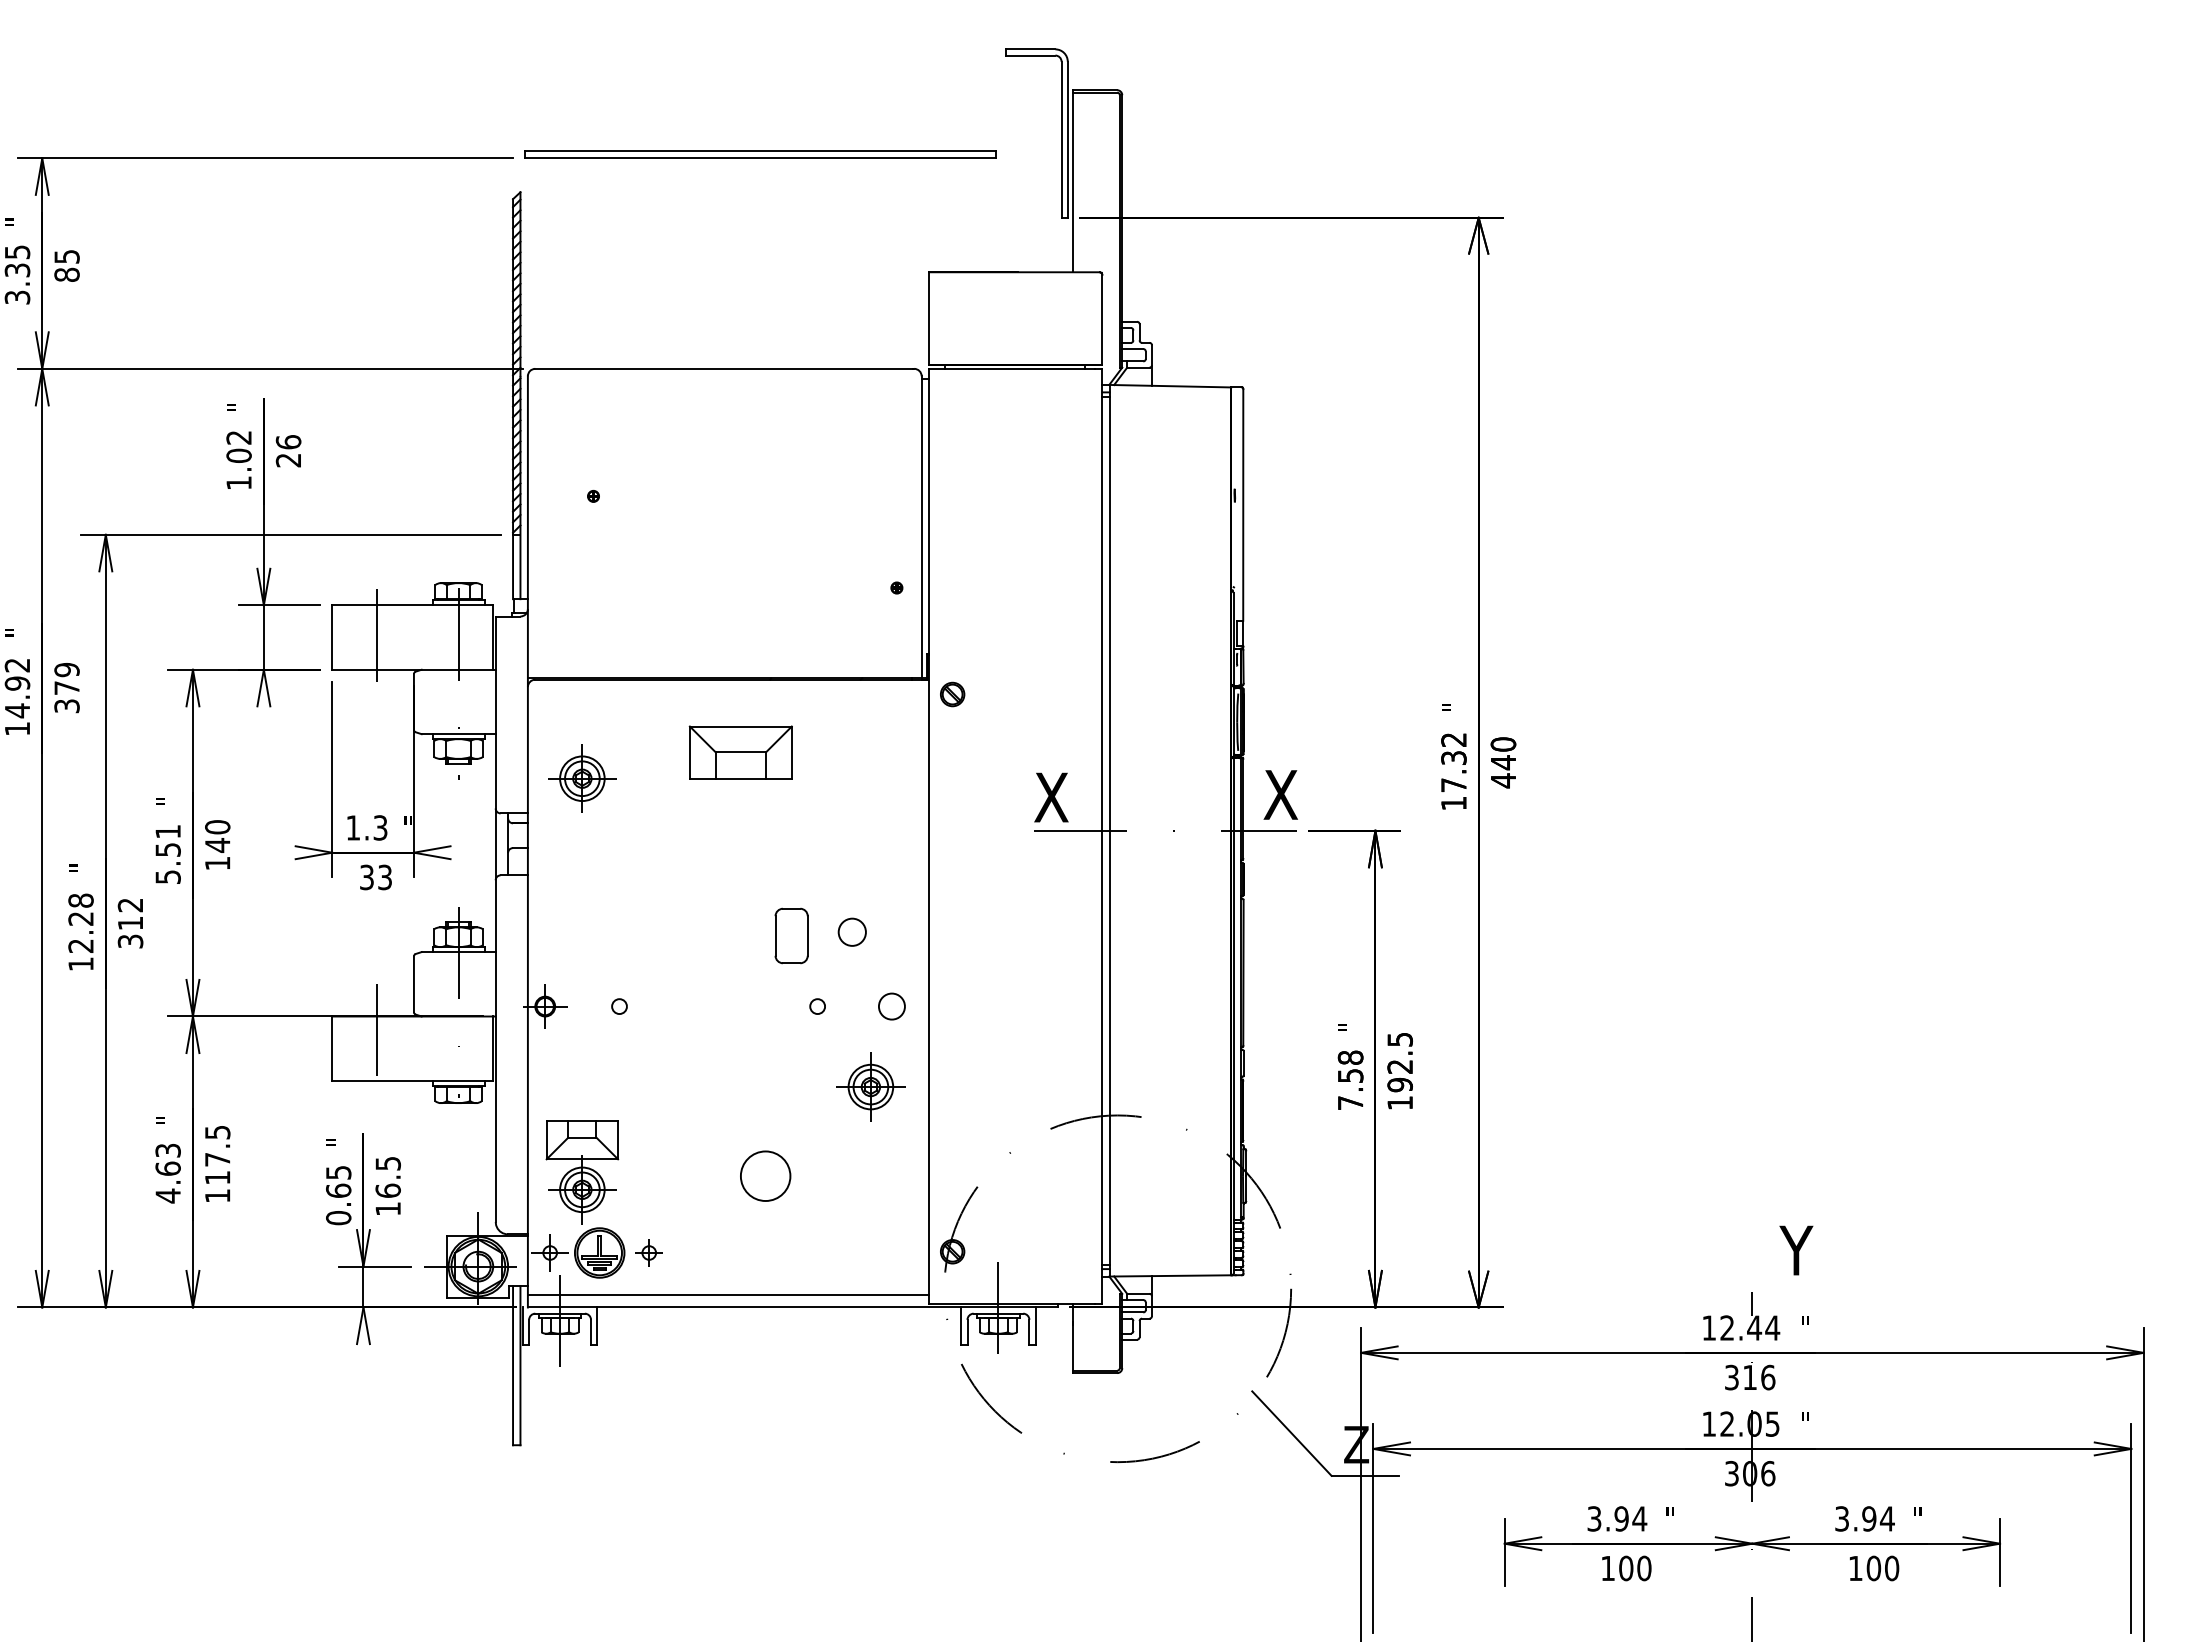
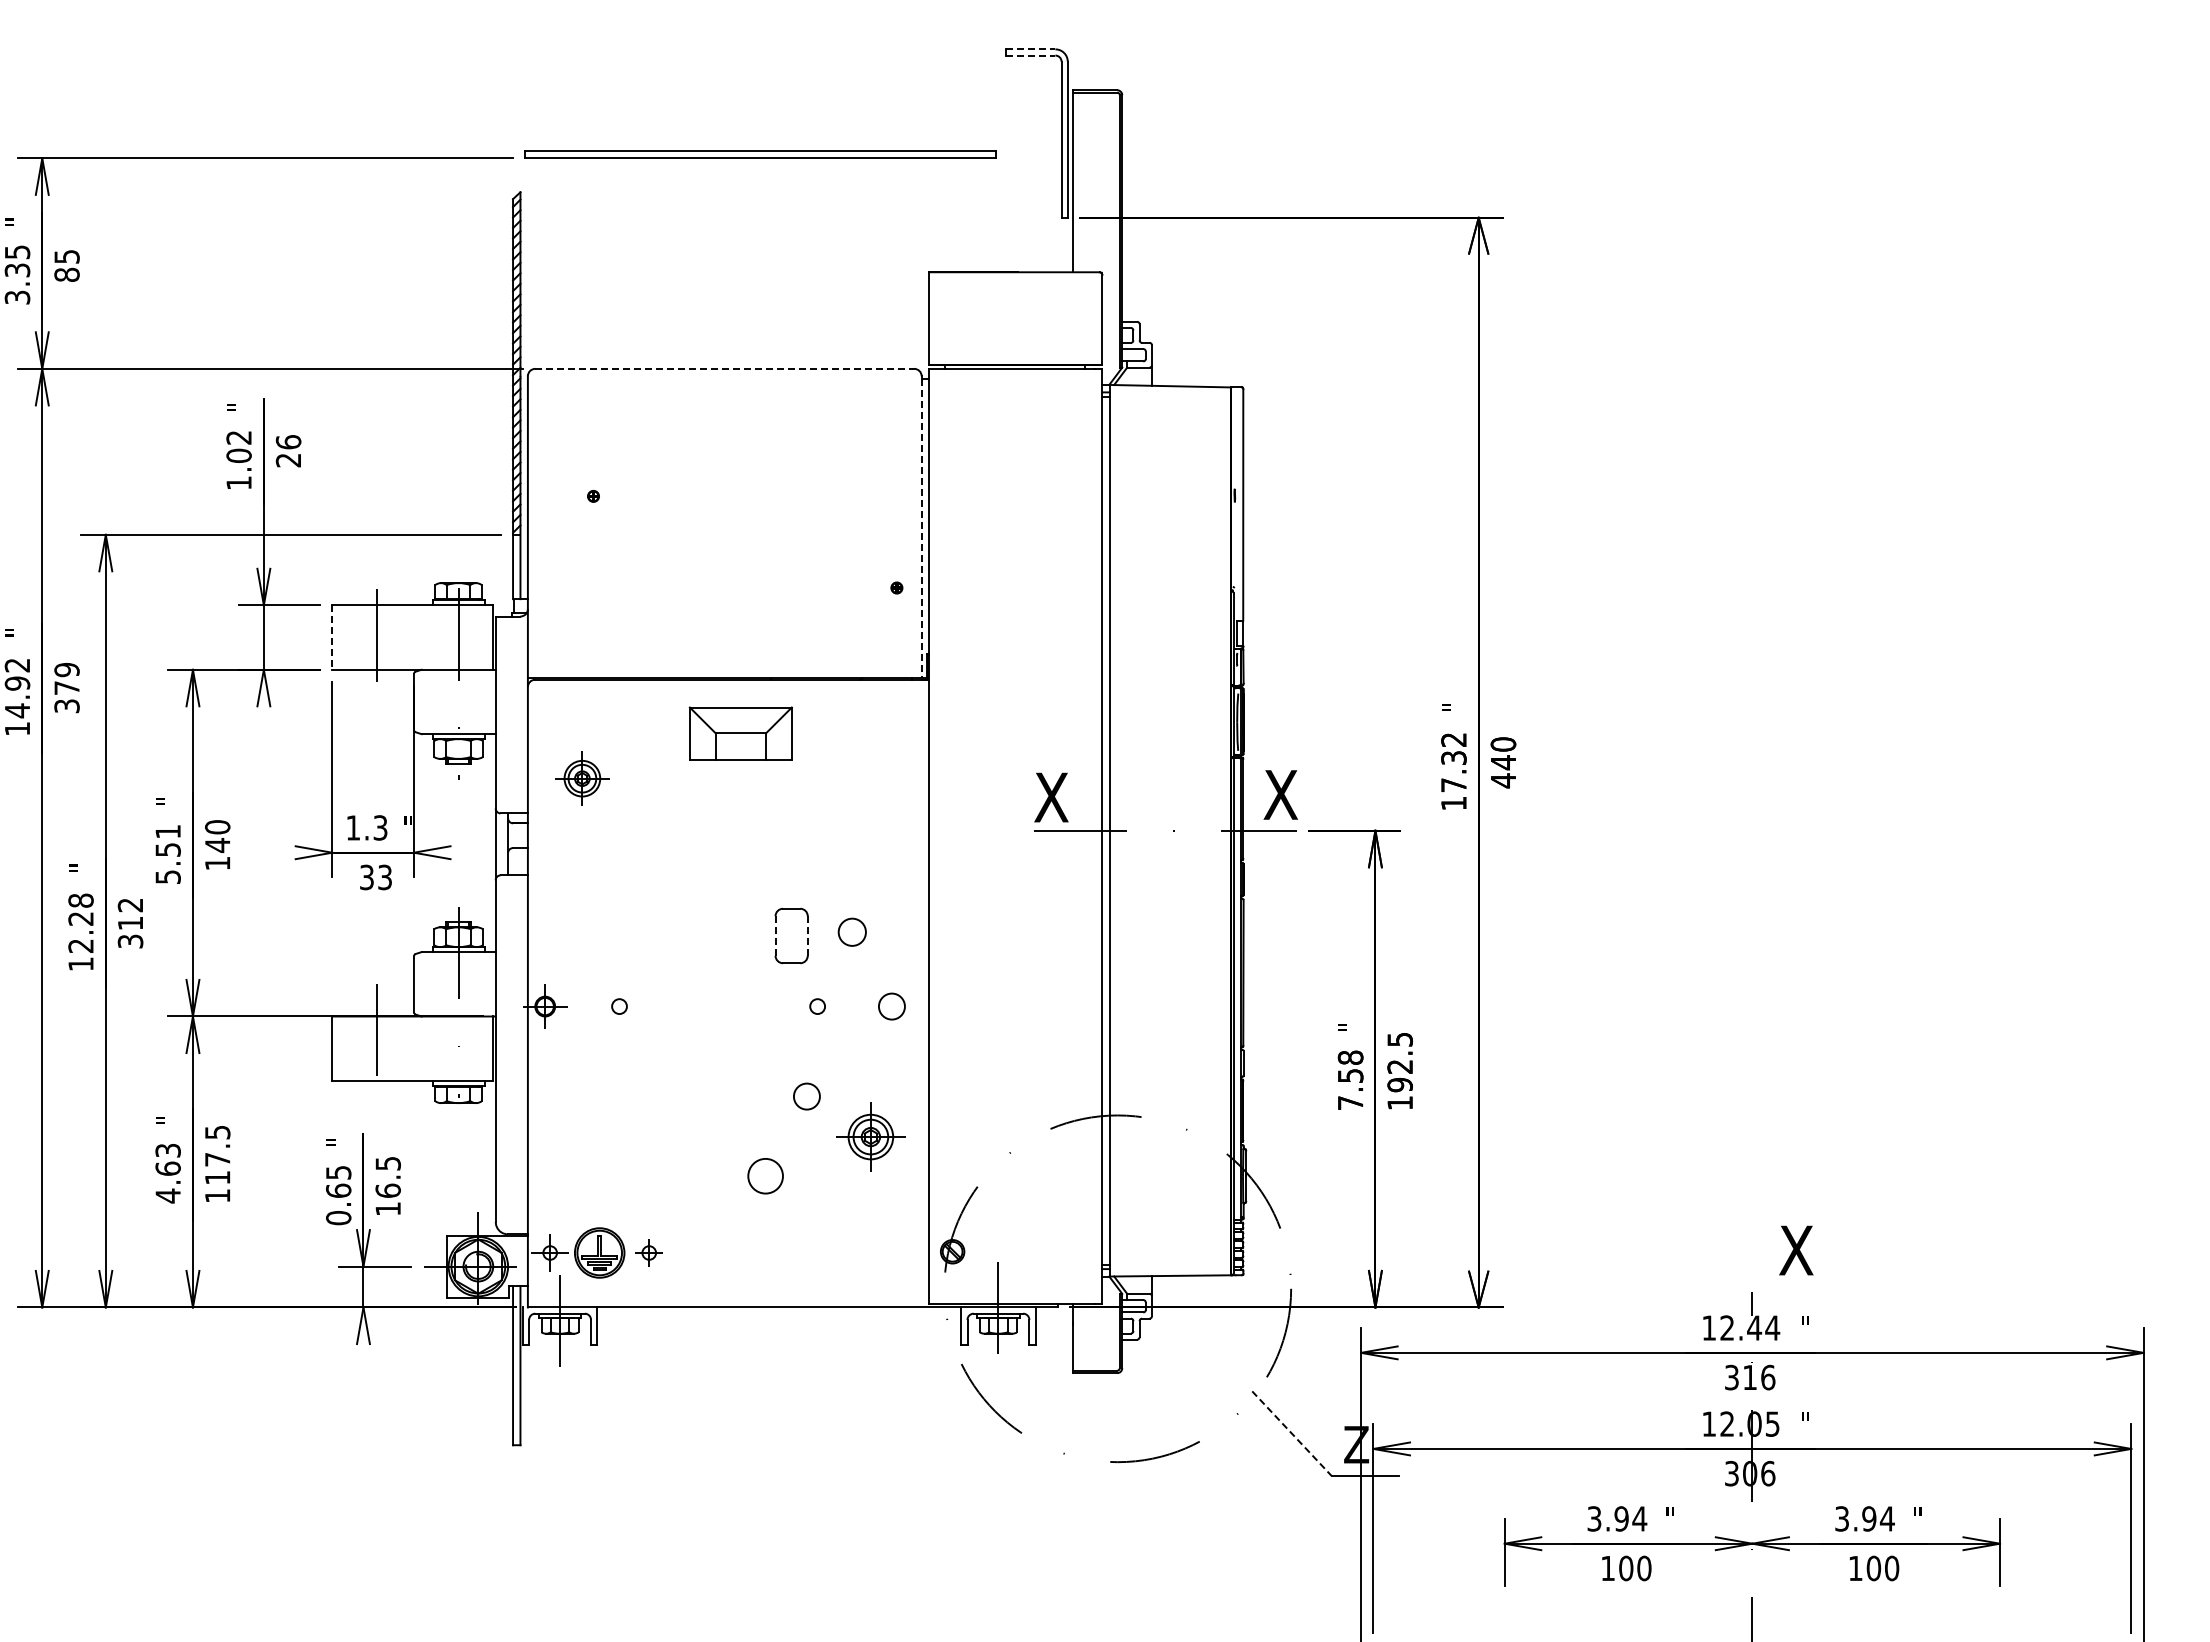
line: solid -> dashed (1030, 49)
line: solid -> dashed (1030, 55)
line: solid -> dashed (724, 368)
line: solid -> dashed (921, 528)
line: solid -> dashed (332, 638)
part: present -> none (952, 694)
part position: (740, 752) -> (740, 733) (740, 733)
part size: 69x69 px -> 55x55 px (582, 778)
line: solid -> dashed (775, 936)
line: solid -> dashed (807, 936)
part position: (870, 1086) -> (870, 1136) (870, 1136)
circle: none -> present (806, 1096)
part: present -> none (582, 1172)
circle diameter: 50 px -> 35 px (765, 1175)
text: Y -> X (1796, 1250)
line: present -> none (728, 1295)
line: solid -> dashed (1291, 1433)
